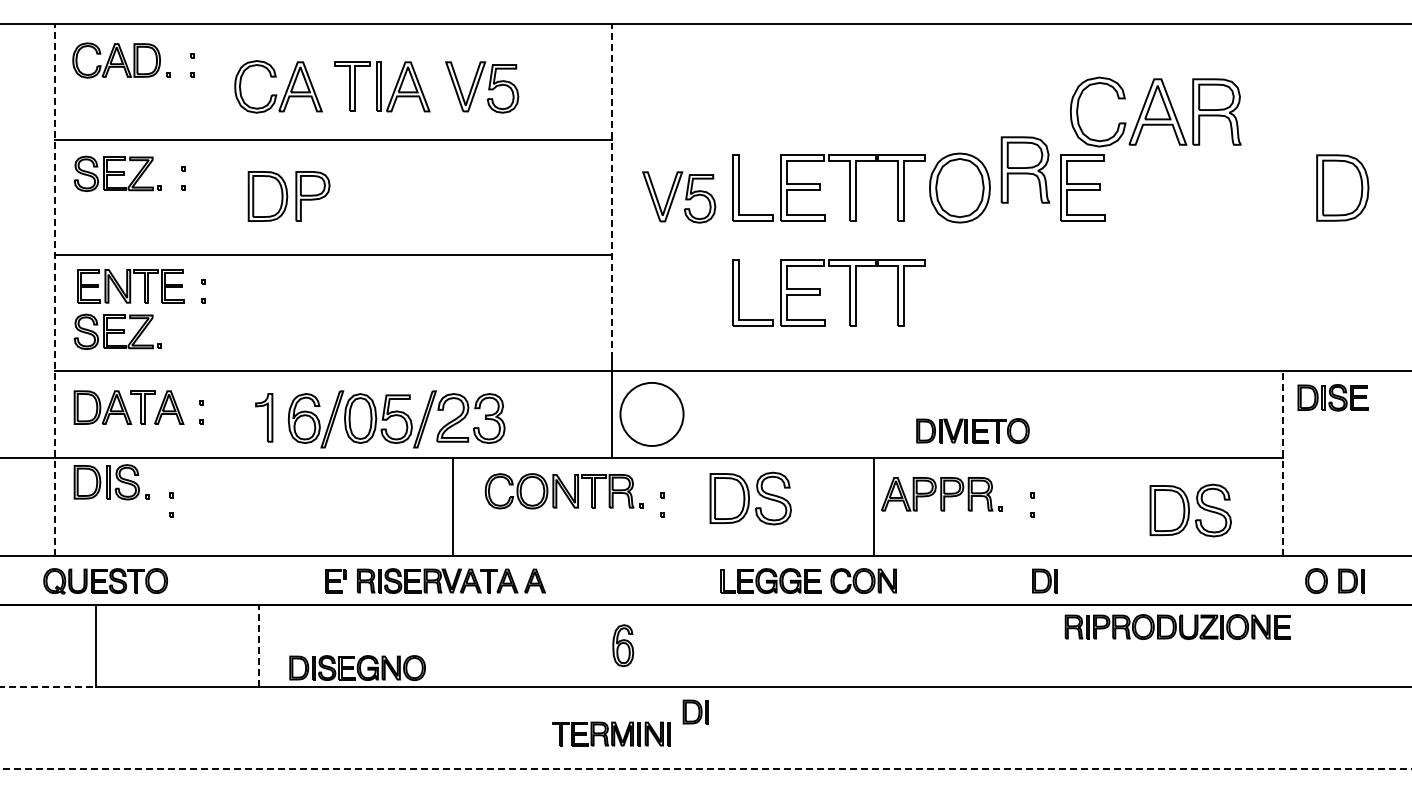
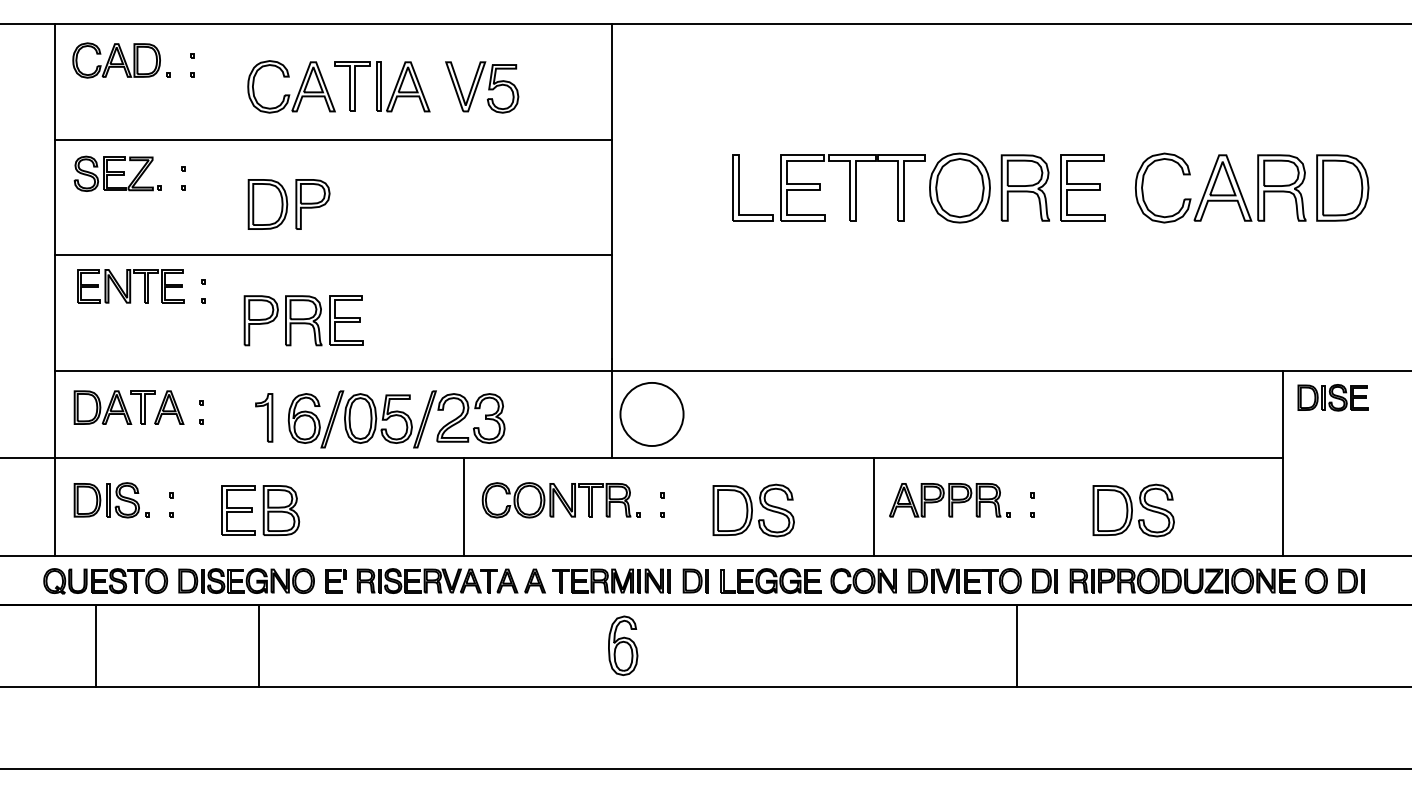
part position: (277, 94) -> (290, 94) (290, 94)
part position: (1155, 111) -> (1220, 187) (1220, 187)
part position: (1024, 169) -> (1024, 187) (1024, 187)
line: dashed -> solid (611, 190)
part position: (288, 196) -> (288, 204) (288, 204)
part: present -> none (679, 197)
line: dashed -> solid (54, 289)
part: present -> none (820, 292)
part: none -> present (303, 320)
part: present -> none (117, 331)
part position: (972, 430) -> (964, 580) (964, 580)
line: dashed -> solid (1283, 463)
part position: (111, 482) -> (111, 500) (111, 500)
part position: (563, 491) -> (560, 500) (560, 500)
part position: (941, 494) -> (949, 500) (949, 500)
part position: (750, 498) -> (753, 510) (753, 510)
line position: (453, 506) -> (464, 506) (464, 506)
part: none -> present (260, 510)
part position: (1190, 510) -> (1133, 510) (1133, 510)
part position: (1177, 626) -> (1182, 580) (1182, 580)
part size: 23x44 px -> 31x61 px (623, 645)
line: dashed -> solid (259, 646)
line: none -> present (1016, 646)
part position: (357, 667) -> (246, 580) (246, 580)
line: dashed -> solid (48, 687)
part position: (695, 711) -> (695, 580) (695, 580)
part position: (611, 733) -> (611, 580) (611, 580)
line: dashed -> solid (705, 769)
